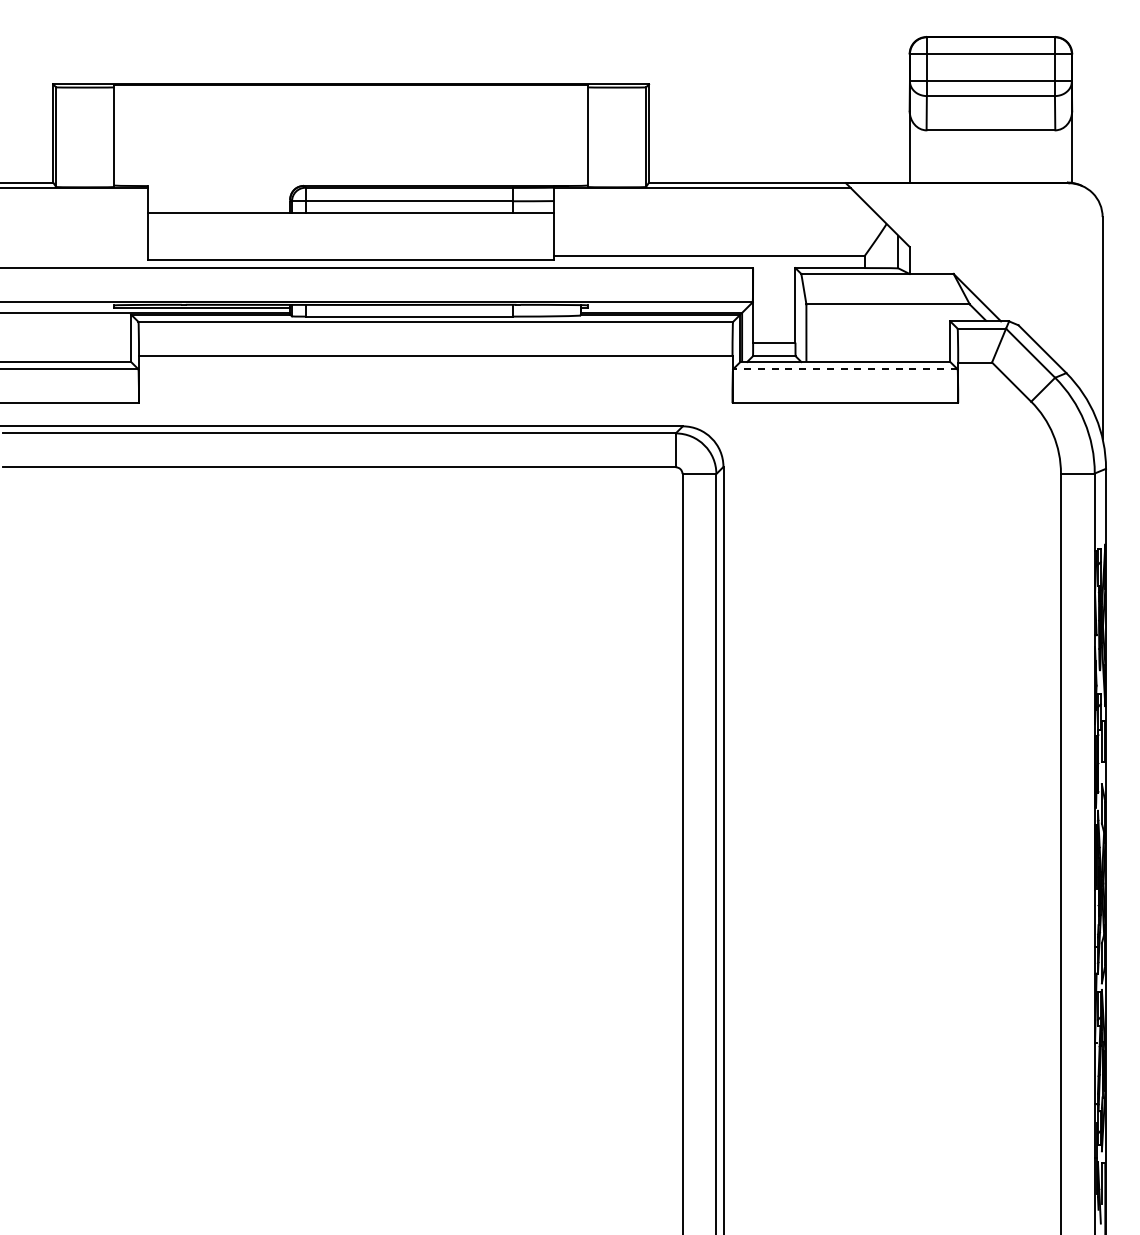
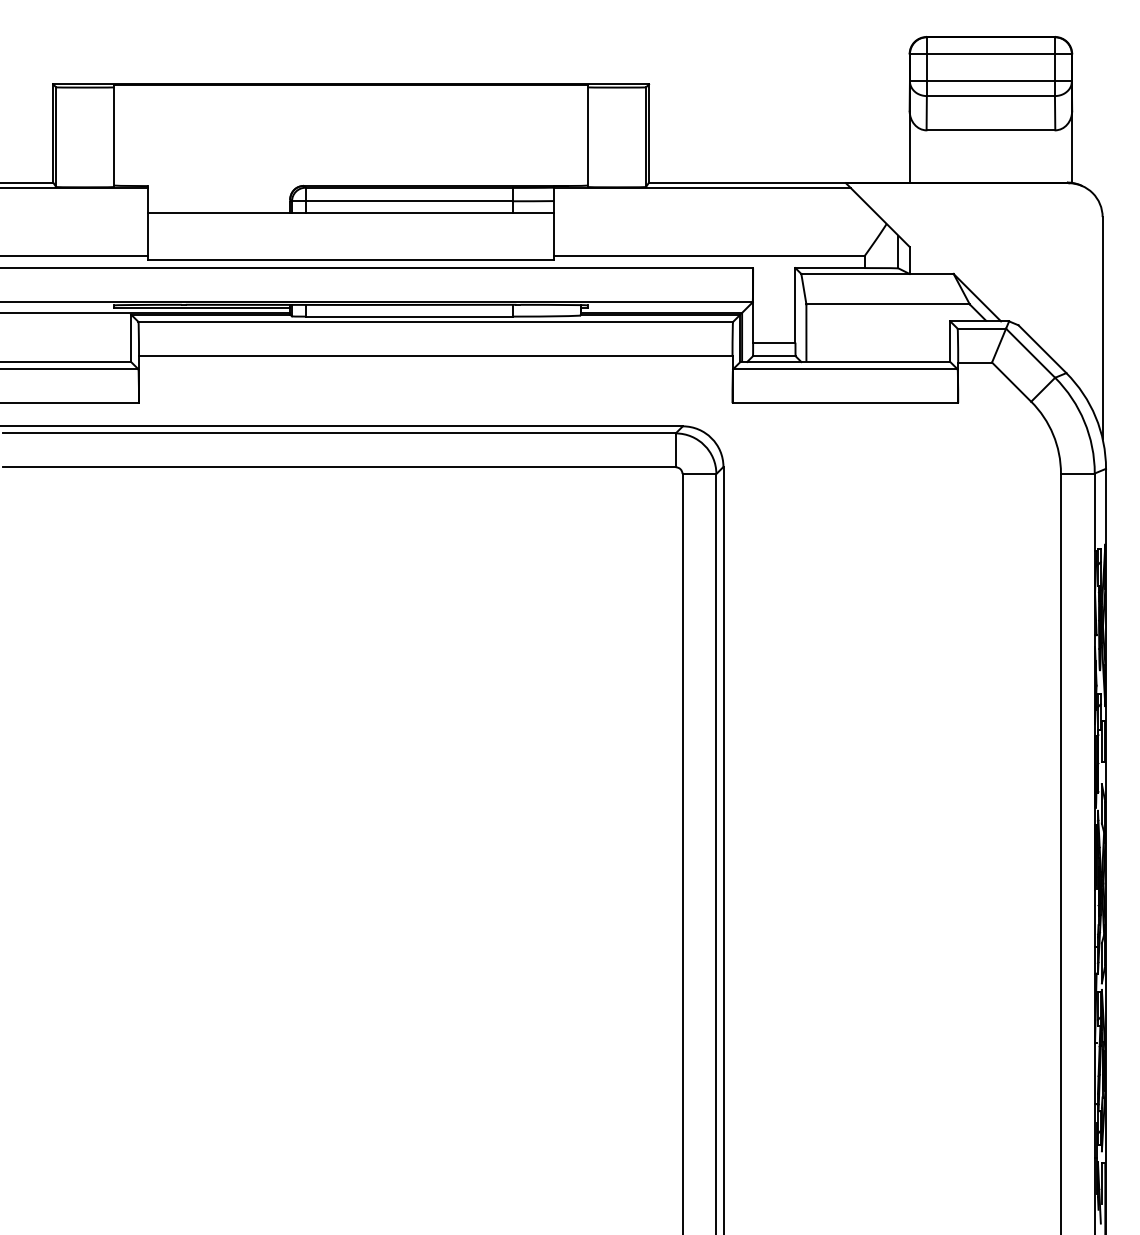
line: none -> present (75, 256)
line: dashed -> solid (844, 369)
